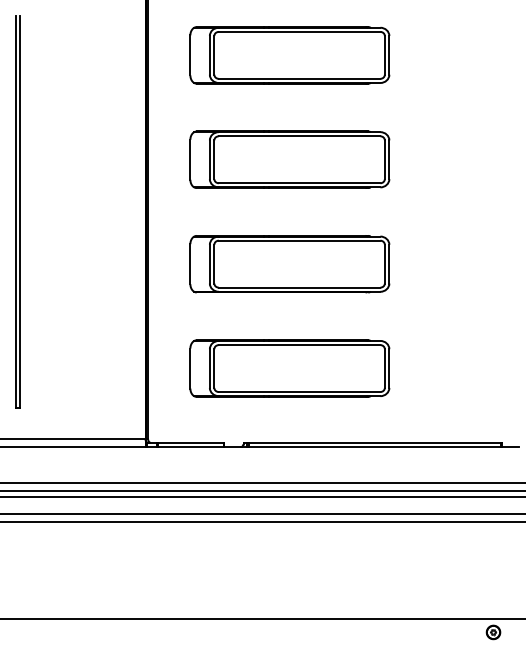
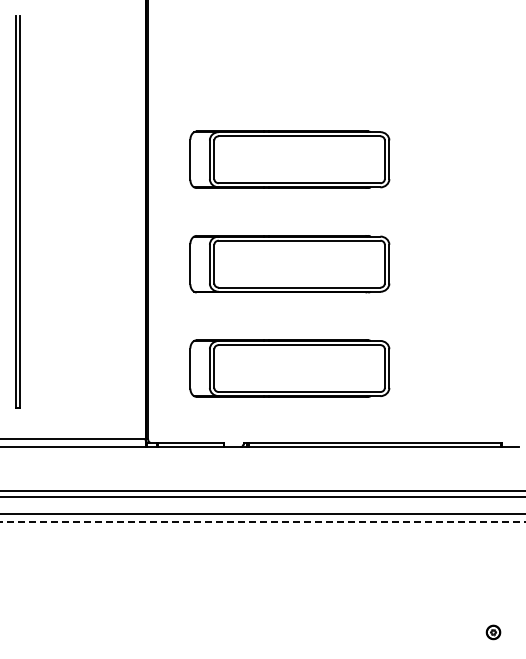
part: present -> none (289, 55)
line: present -> none (262, 482)
line: solid -> dashed (262, 521)
line: present -> none (262, 619)
